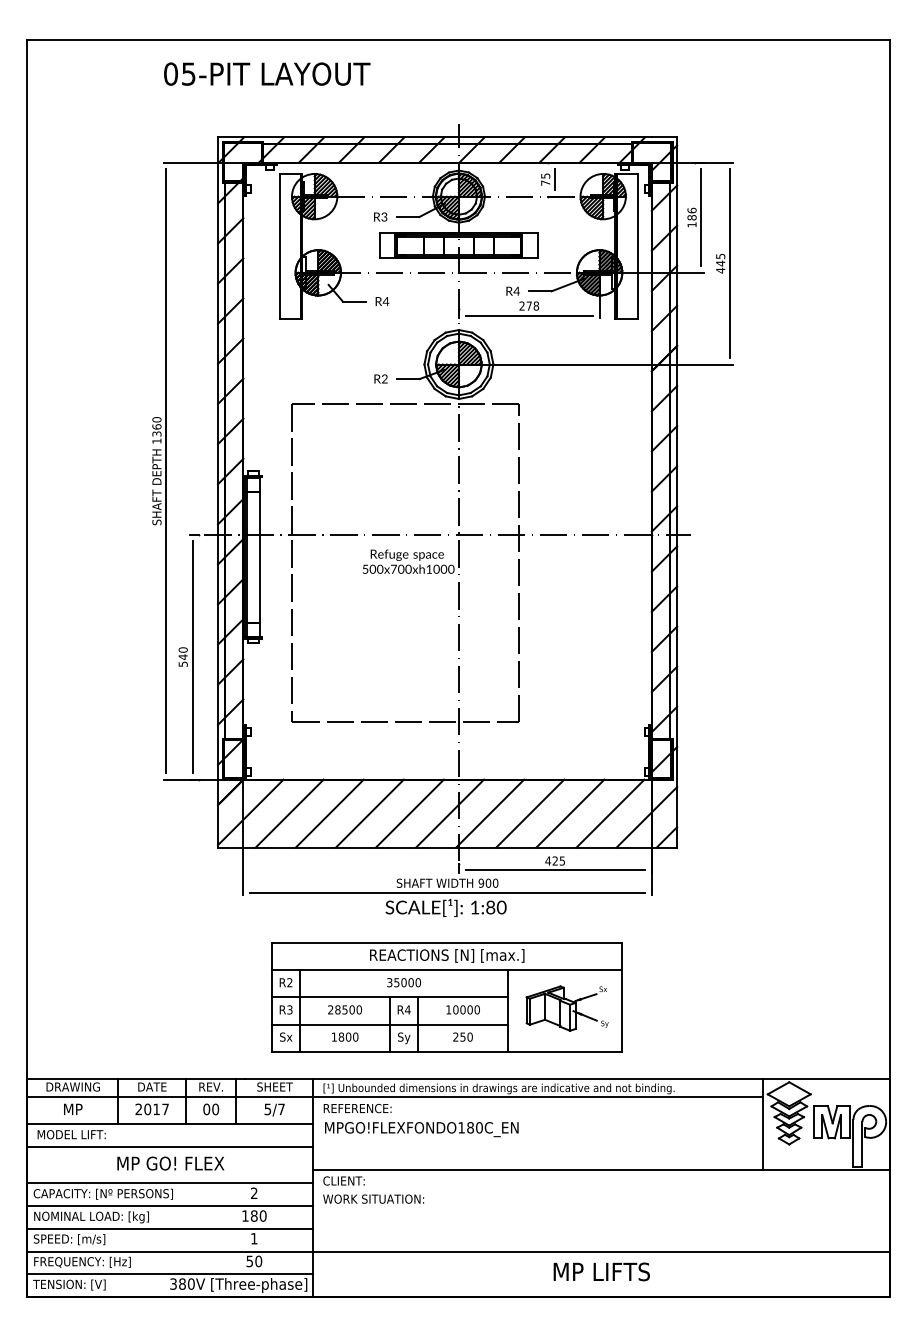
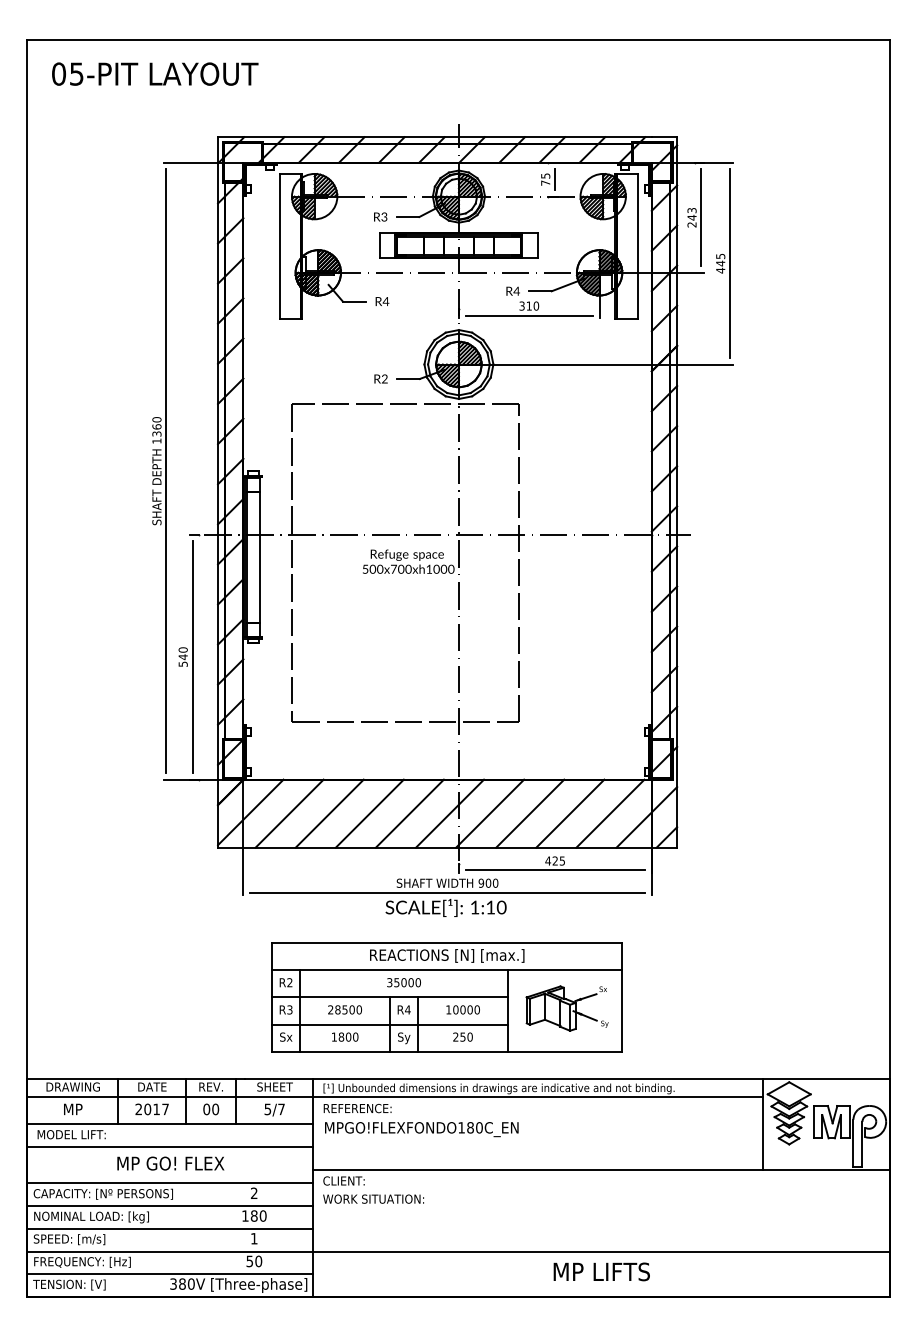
text position: (267, 73) -> (155, 73) (155, 73)
text: 186 -> 243 (691, 217)
text: 278 -> 310 (529, 305)
text: 1:80 -> 1:10 (490, 907)
